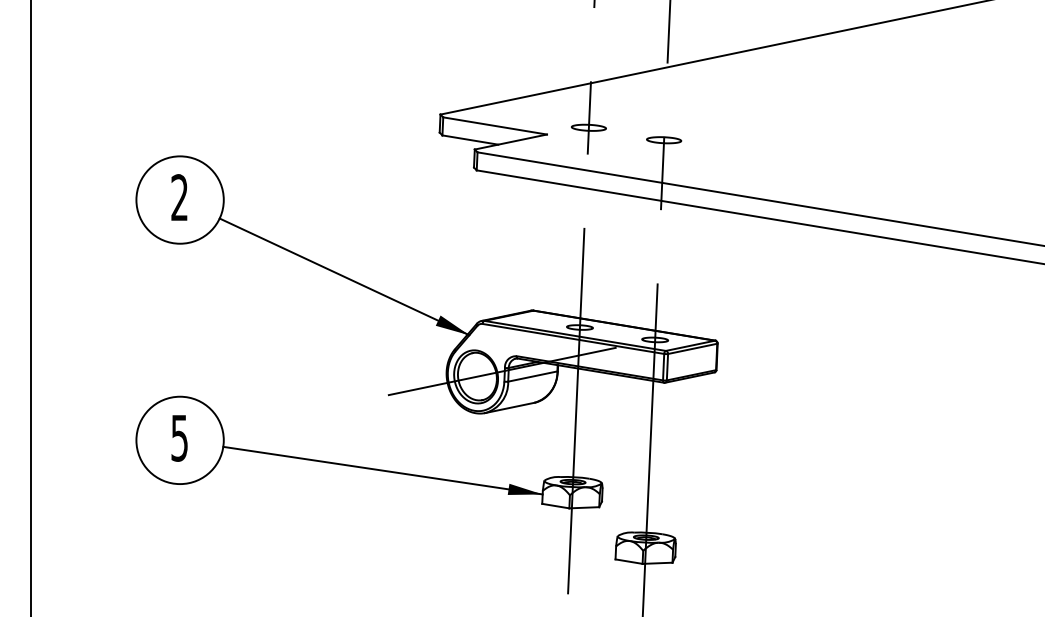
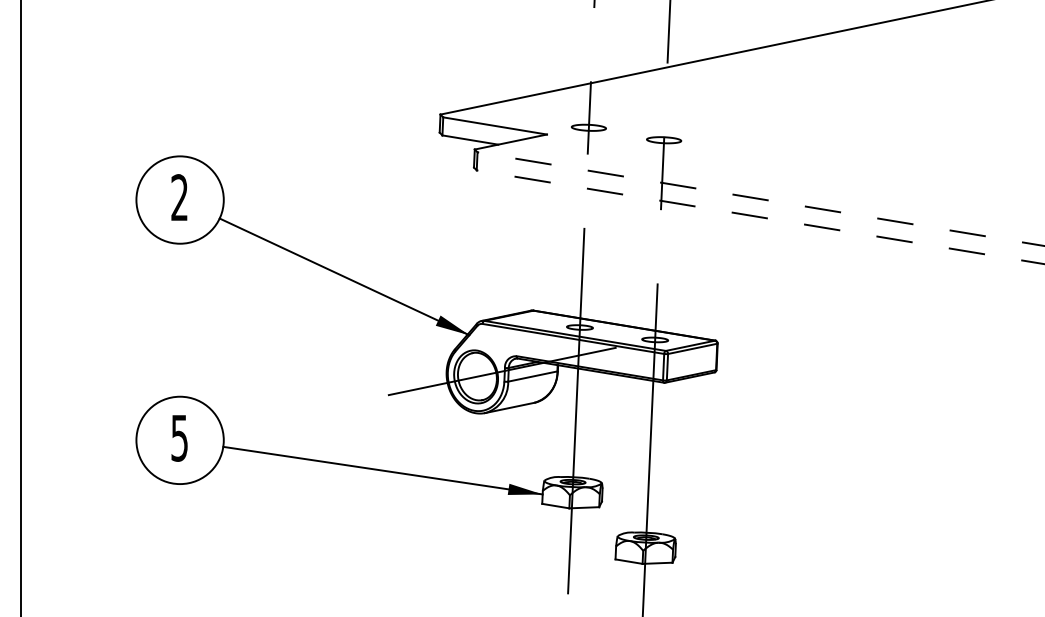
line: solid -> dashed (760, 199)
line: solid -> dashed (760, 217)
line position: (31, 307) -> (21, 307) (21, 307)
